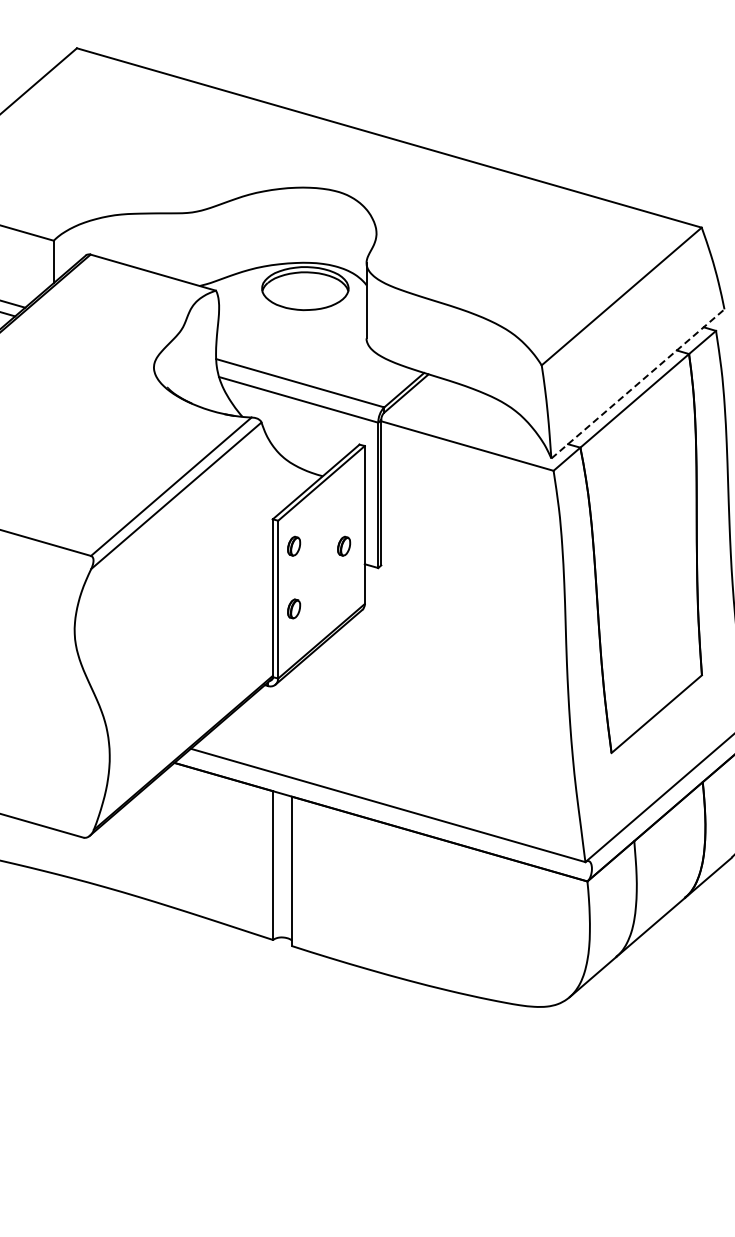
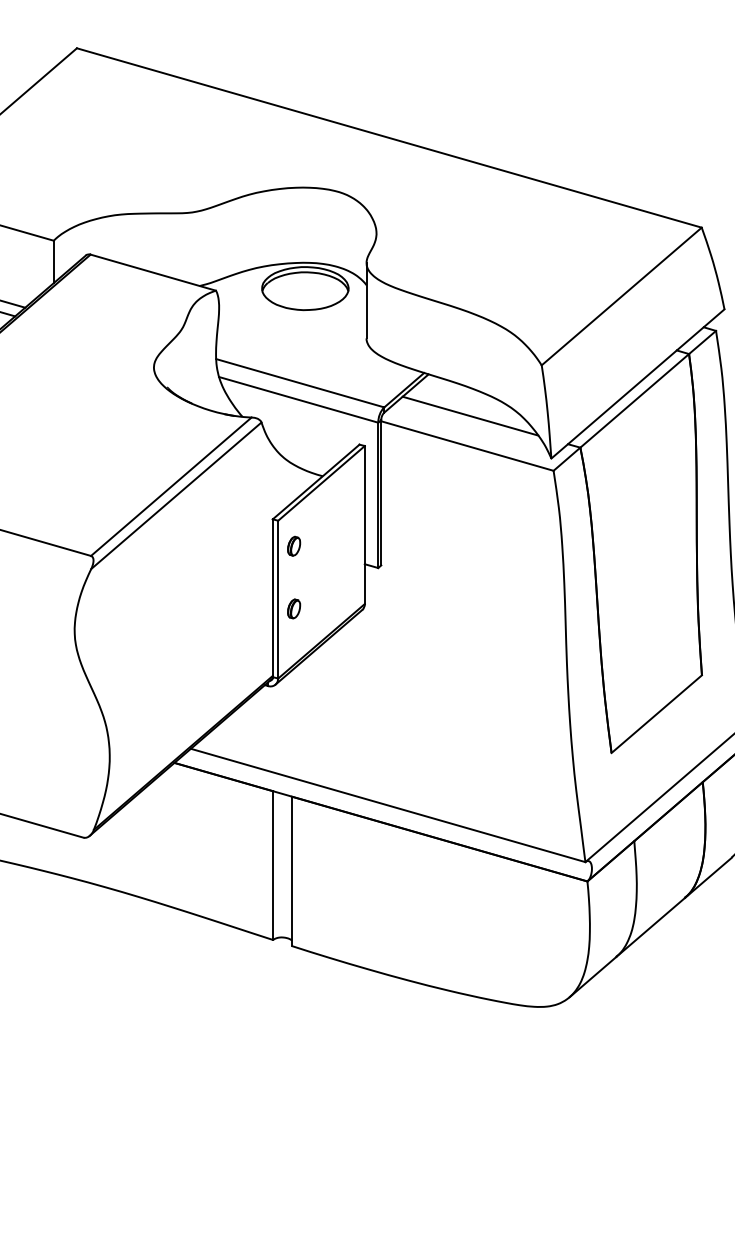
line: dashed -> solid (638, 383)
line: none -> present (470, 415)
part: present -> none (344, 545)
